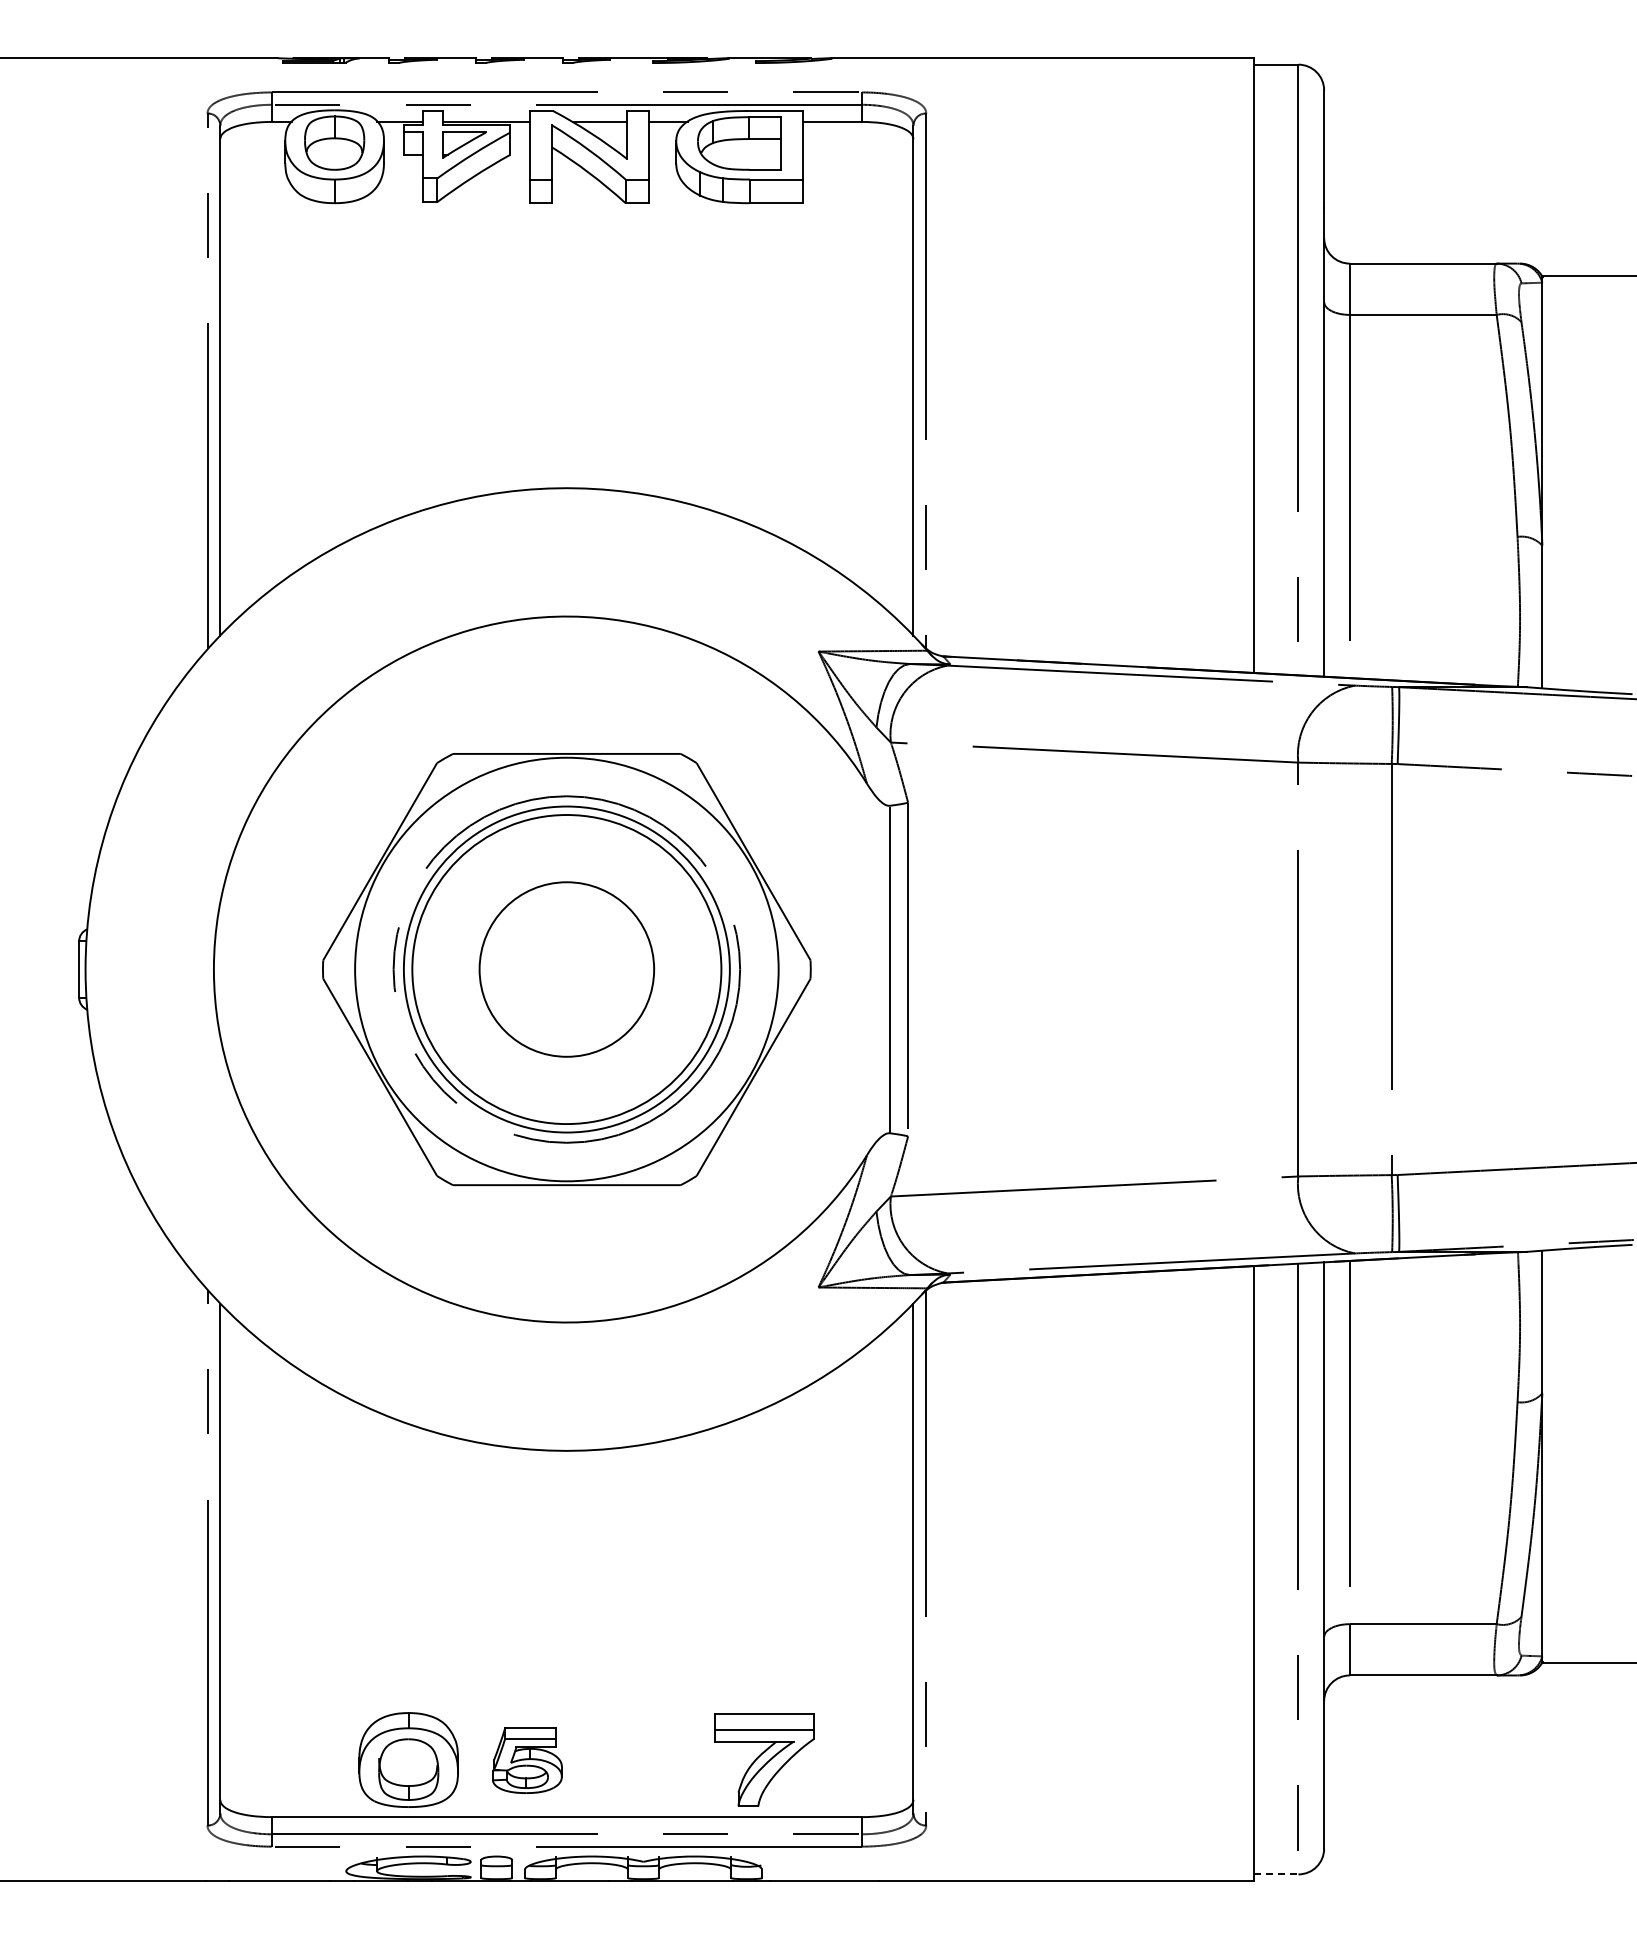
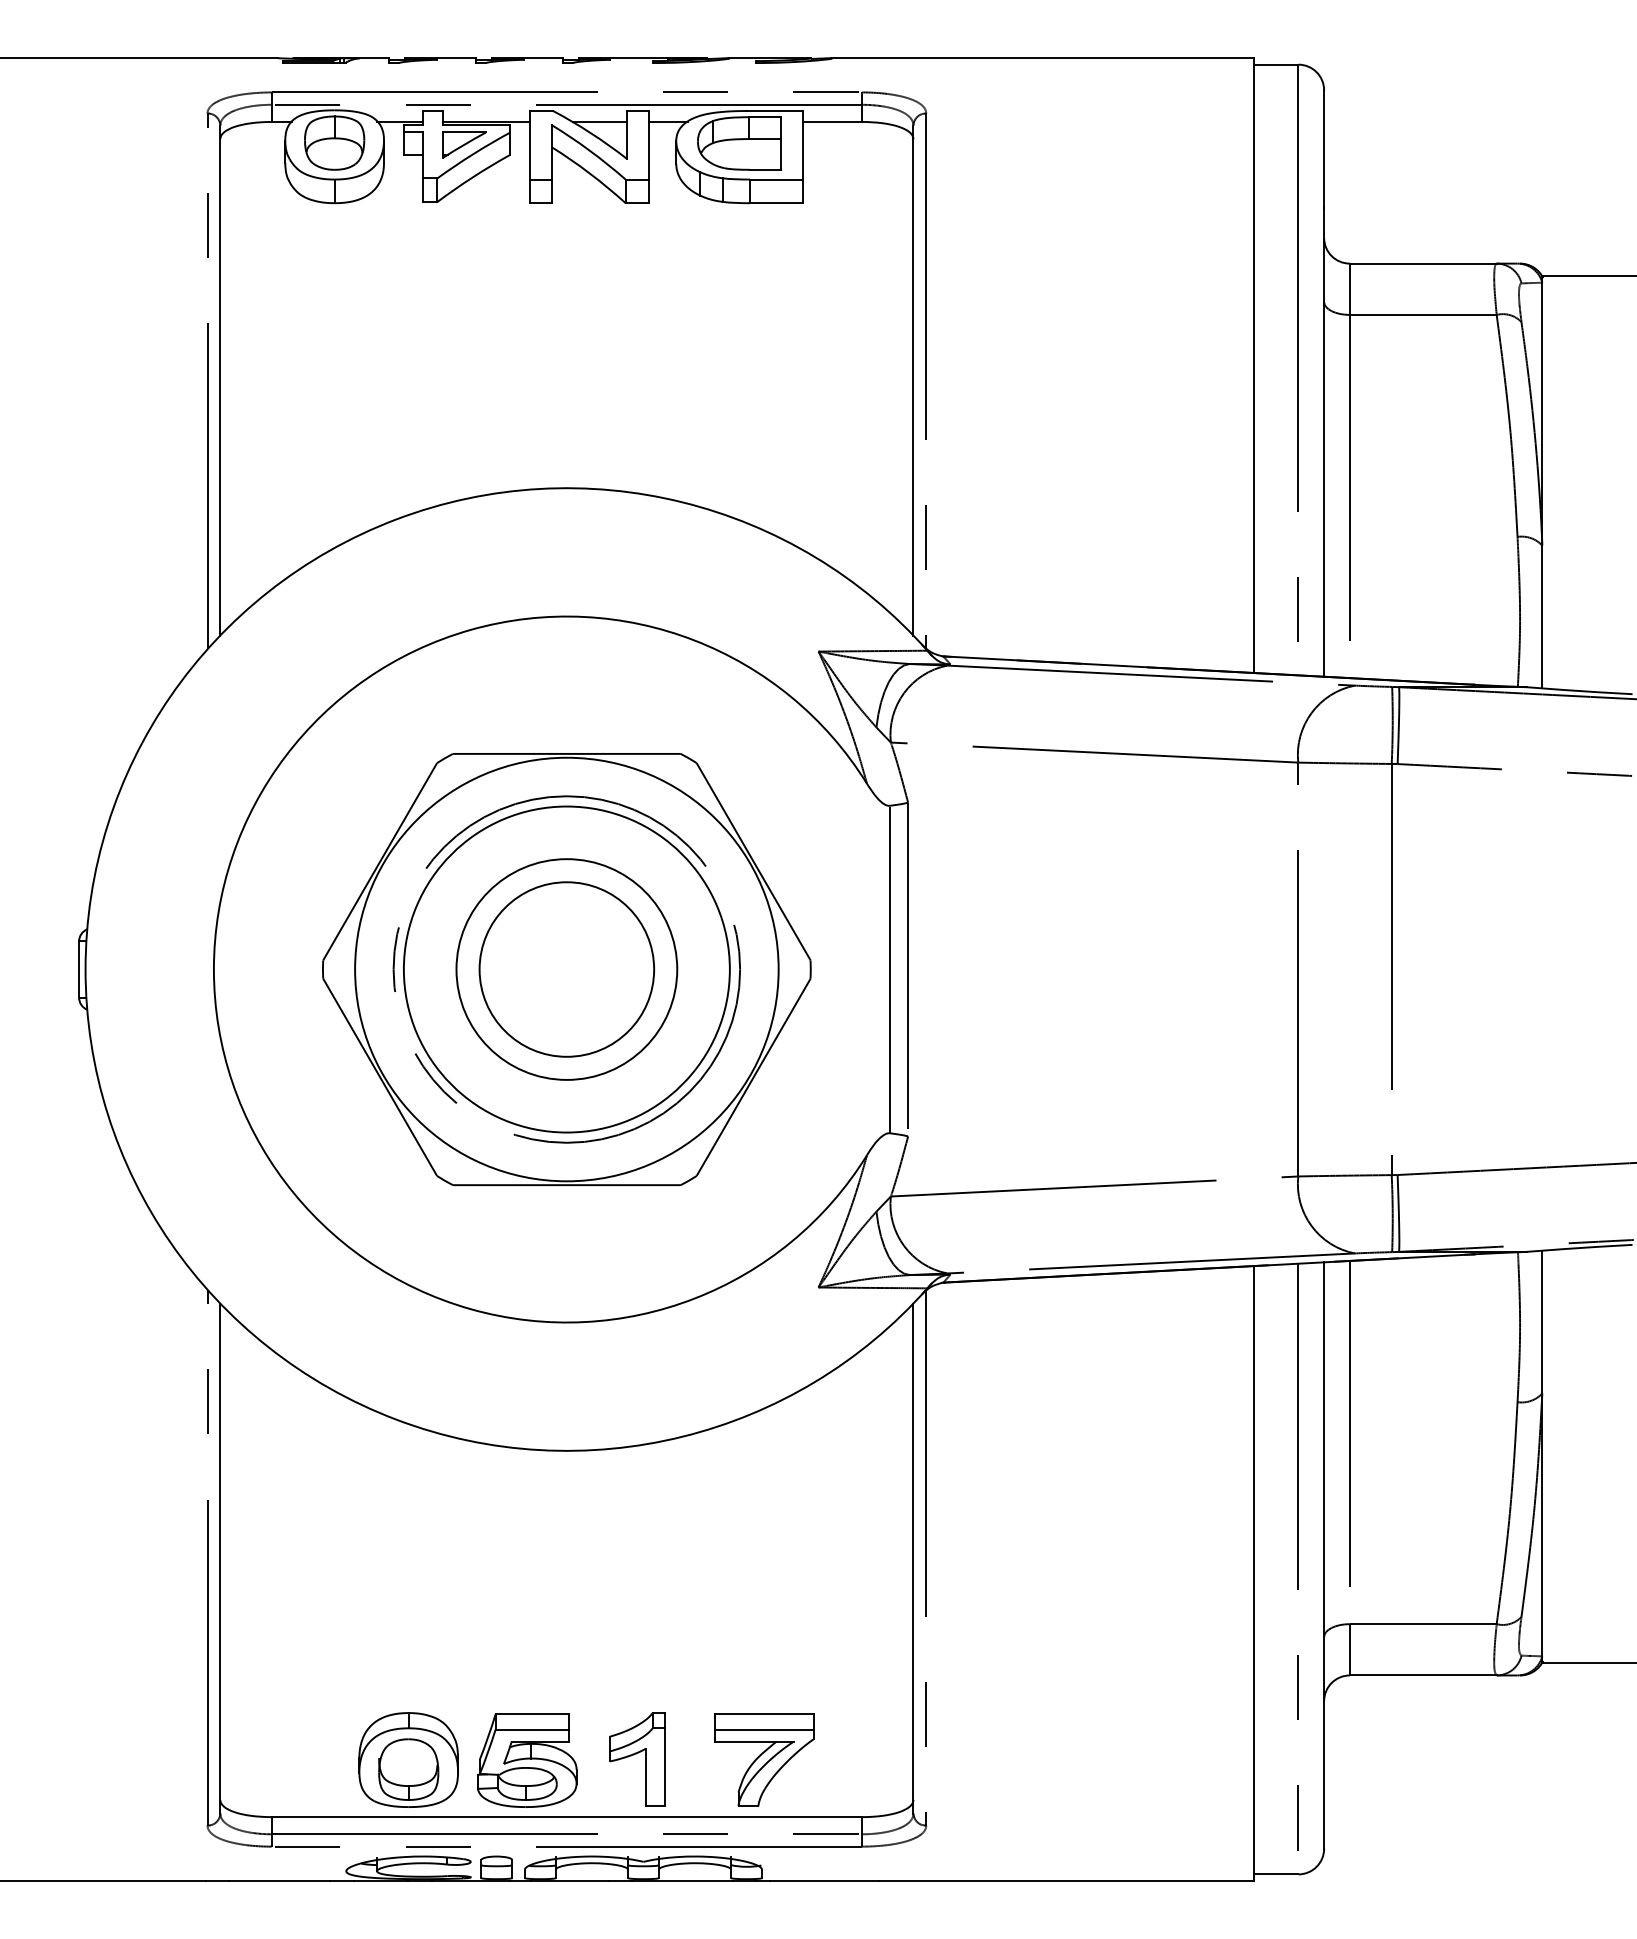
circle diameter: 309 px -> 221 px (566, 969)
part: none -> present (637, 1759)
part size: 71x67 px -> 101x95 px (527, 1760)
line: dashed -> solid (1276, 1874)
